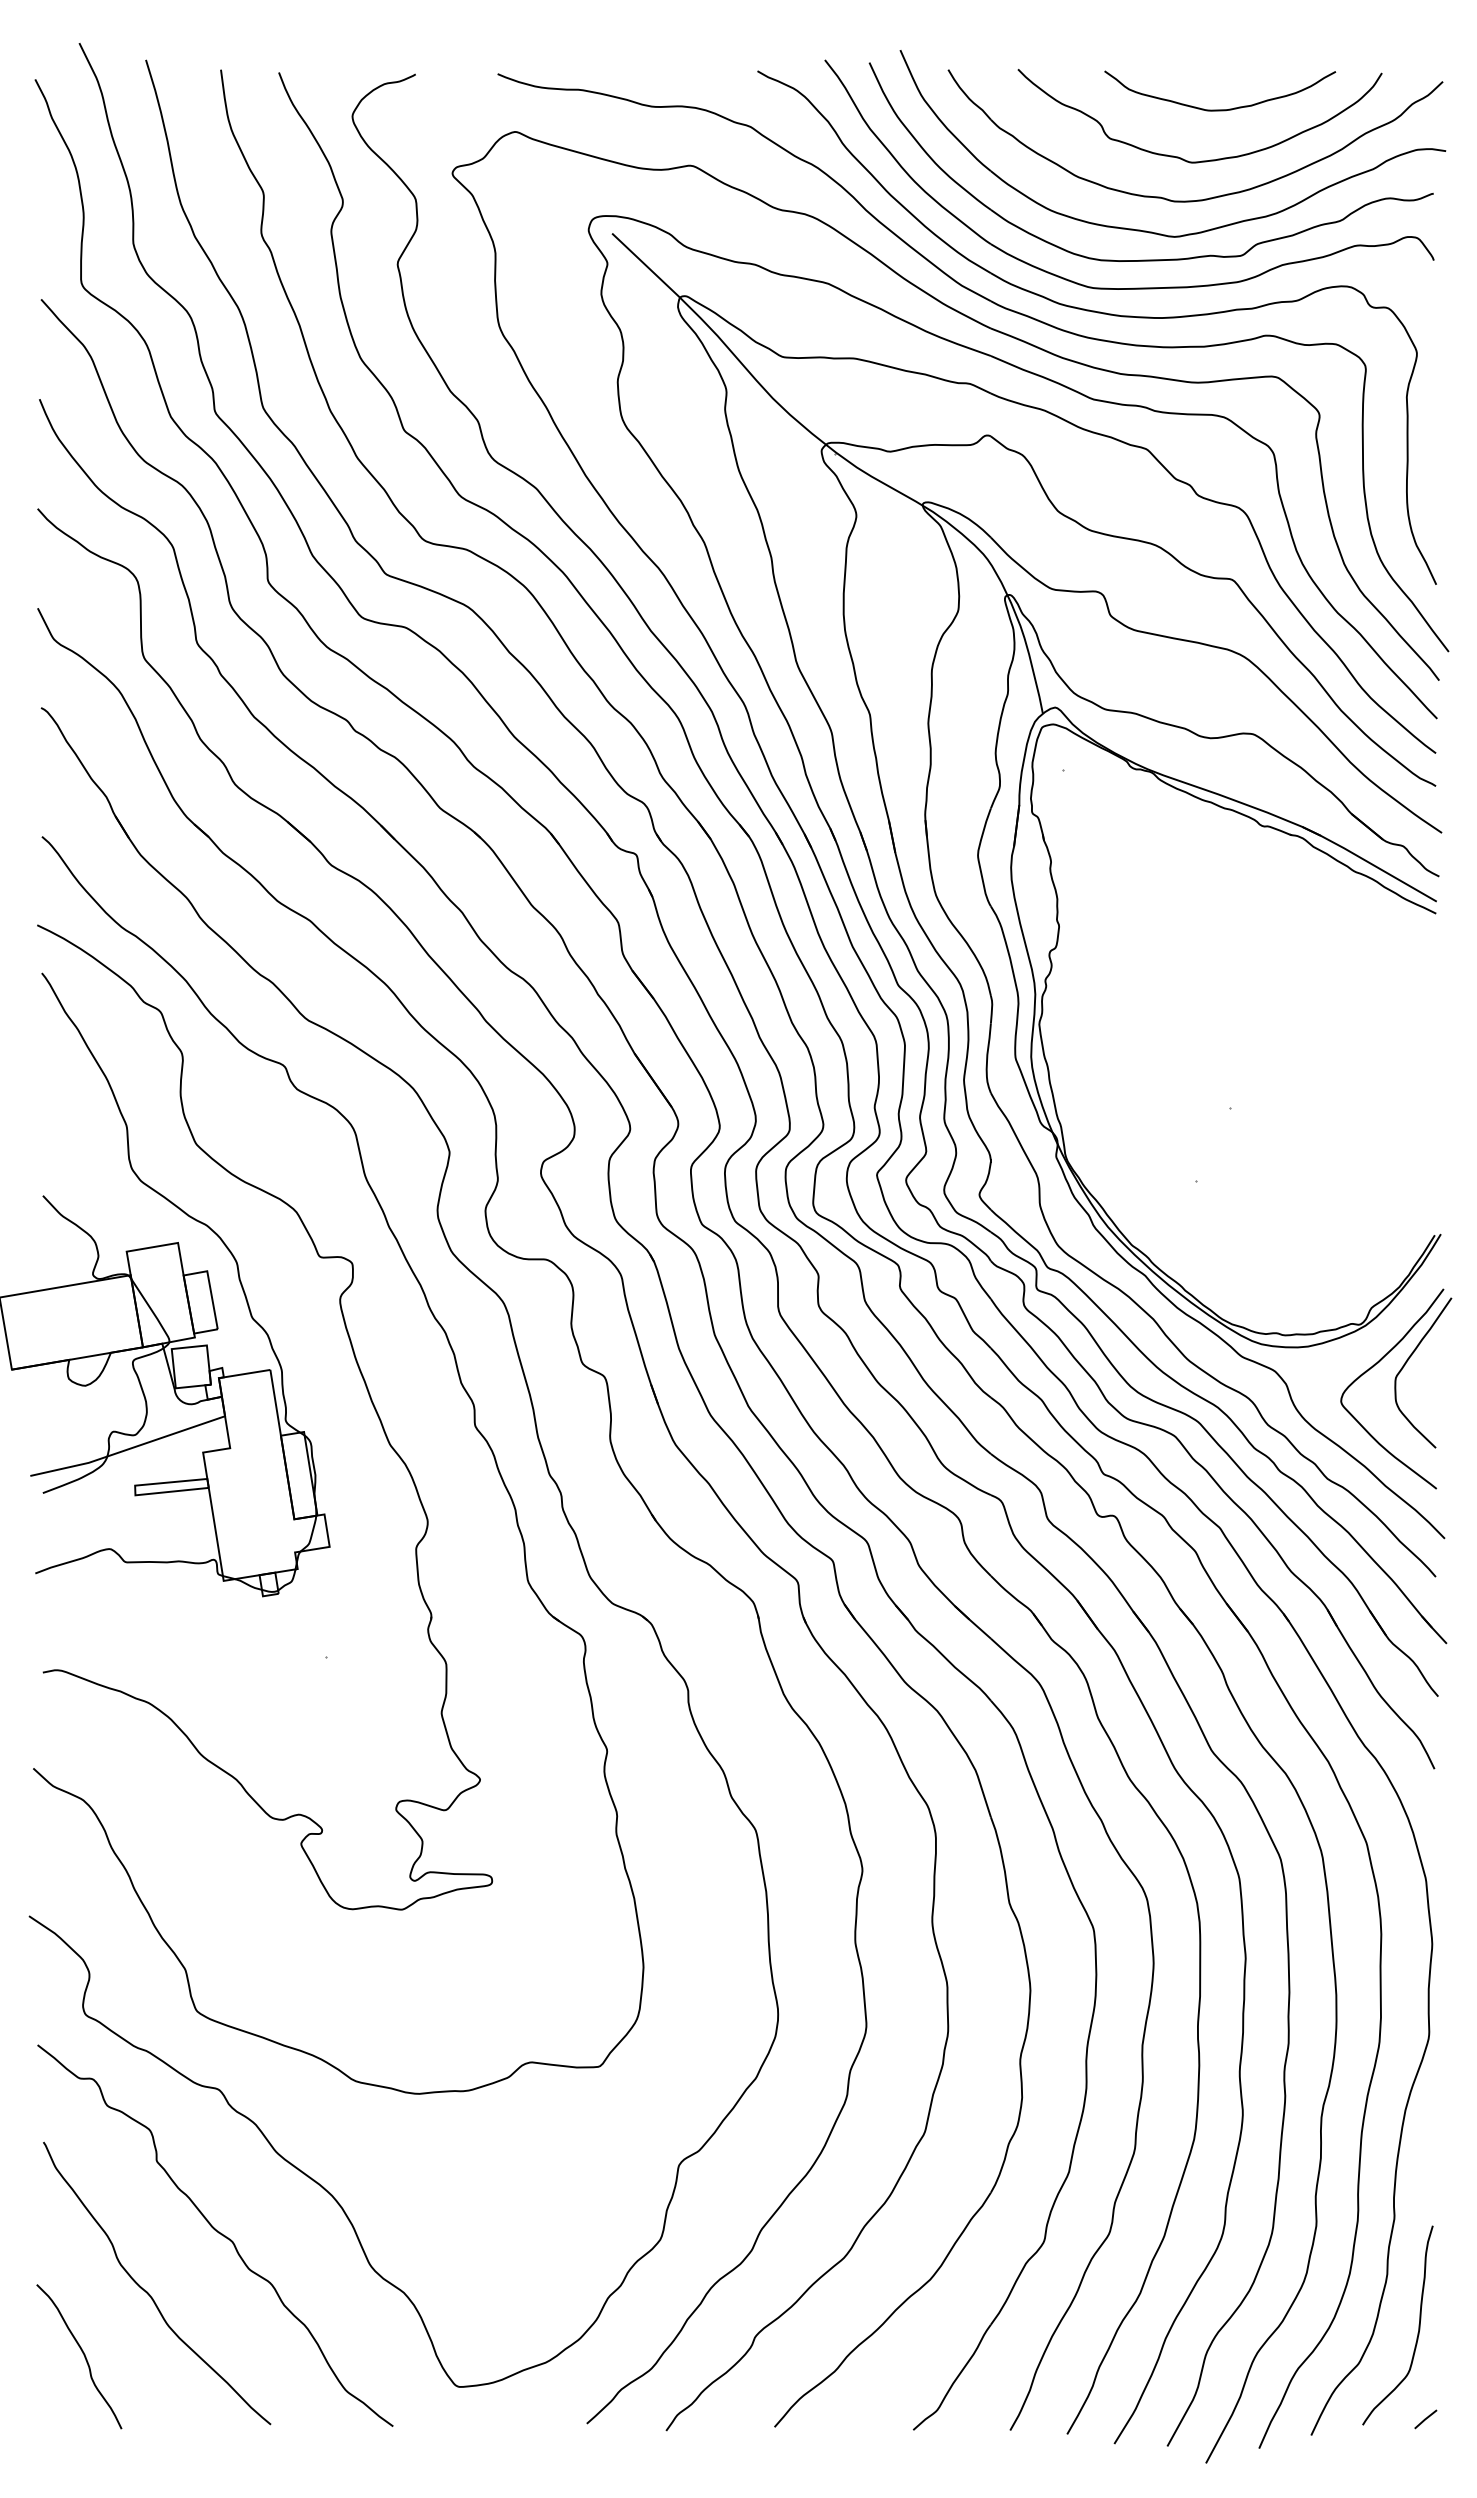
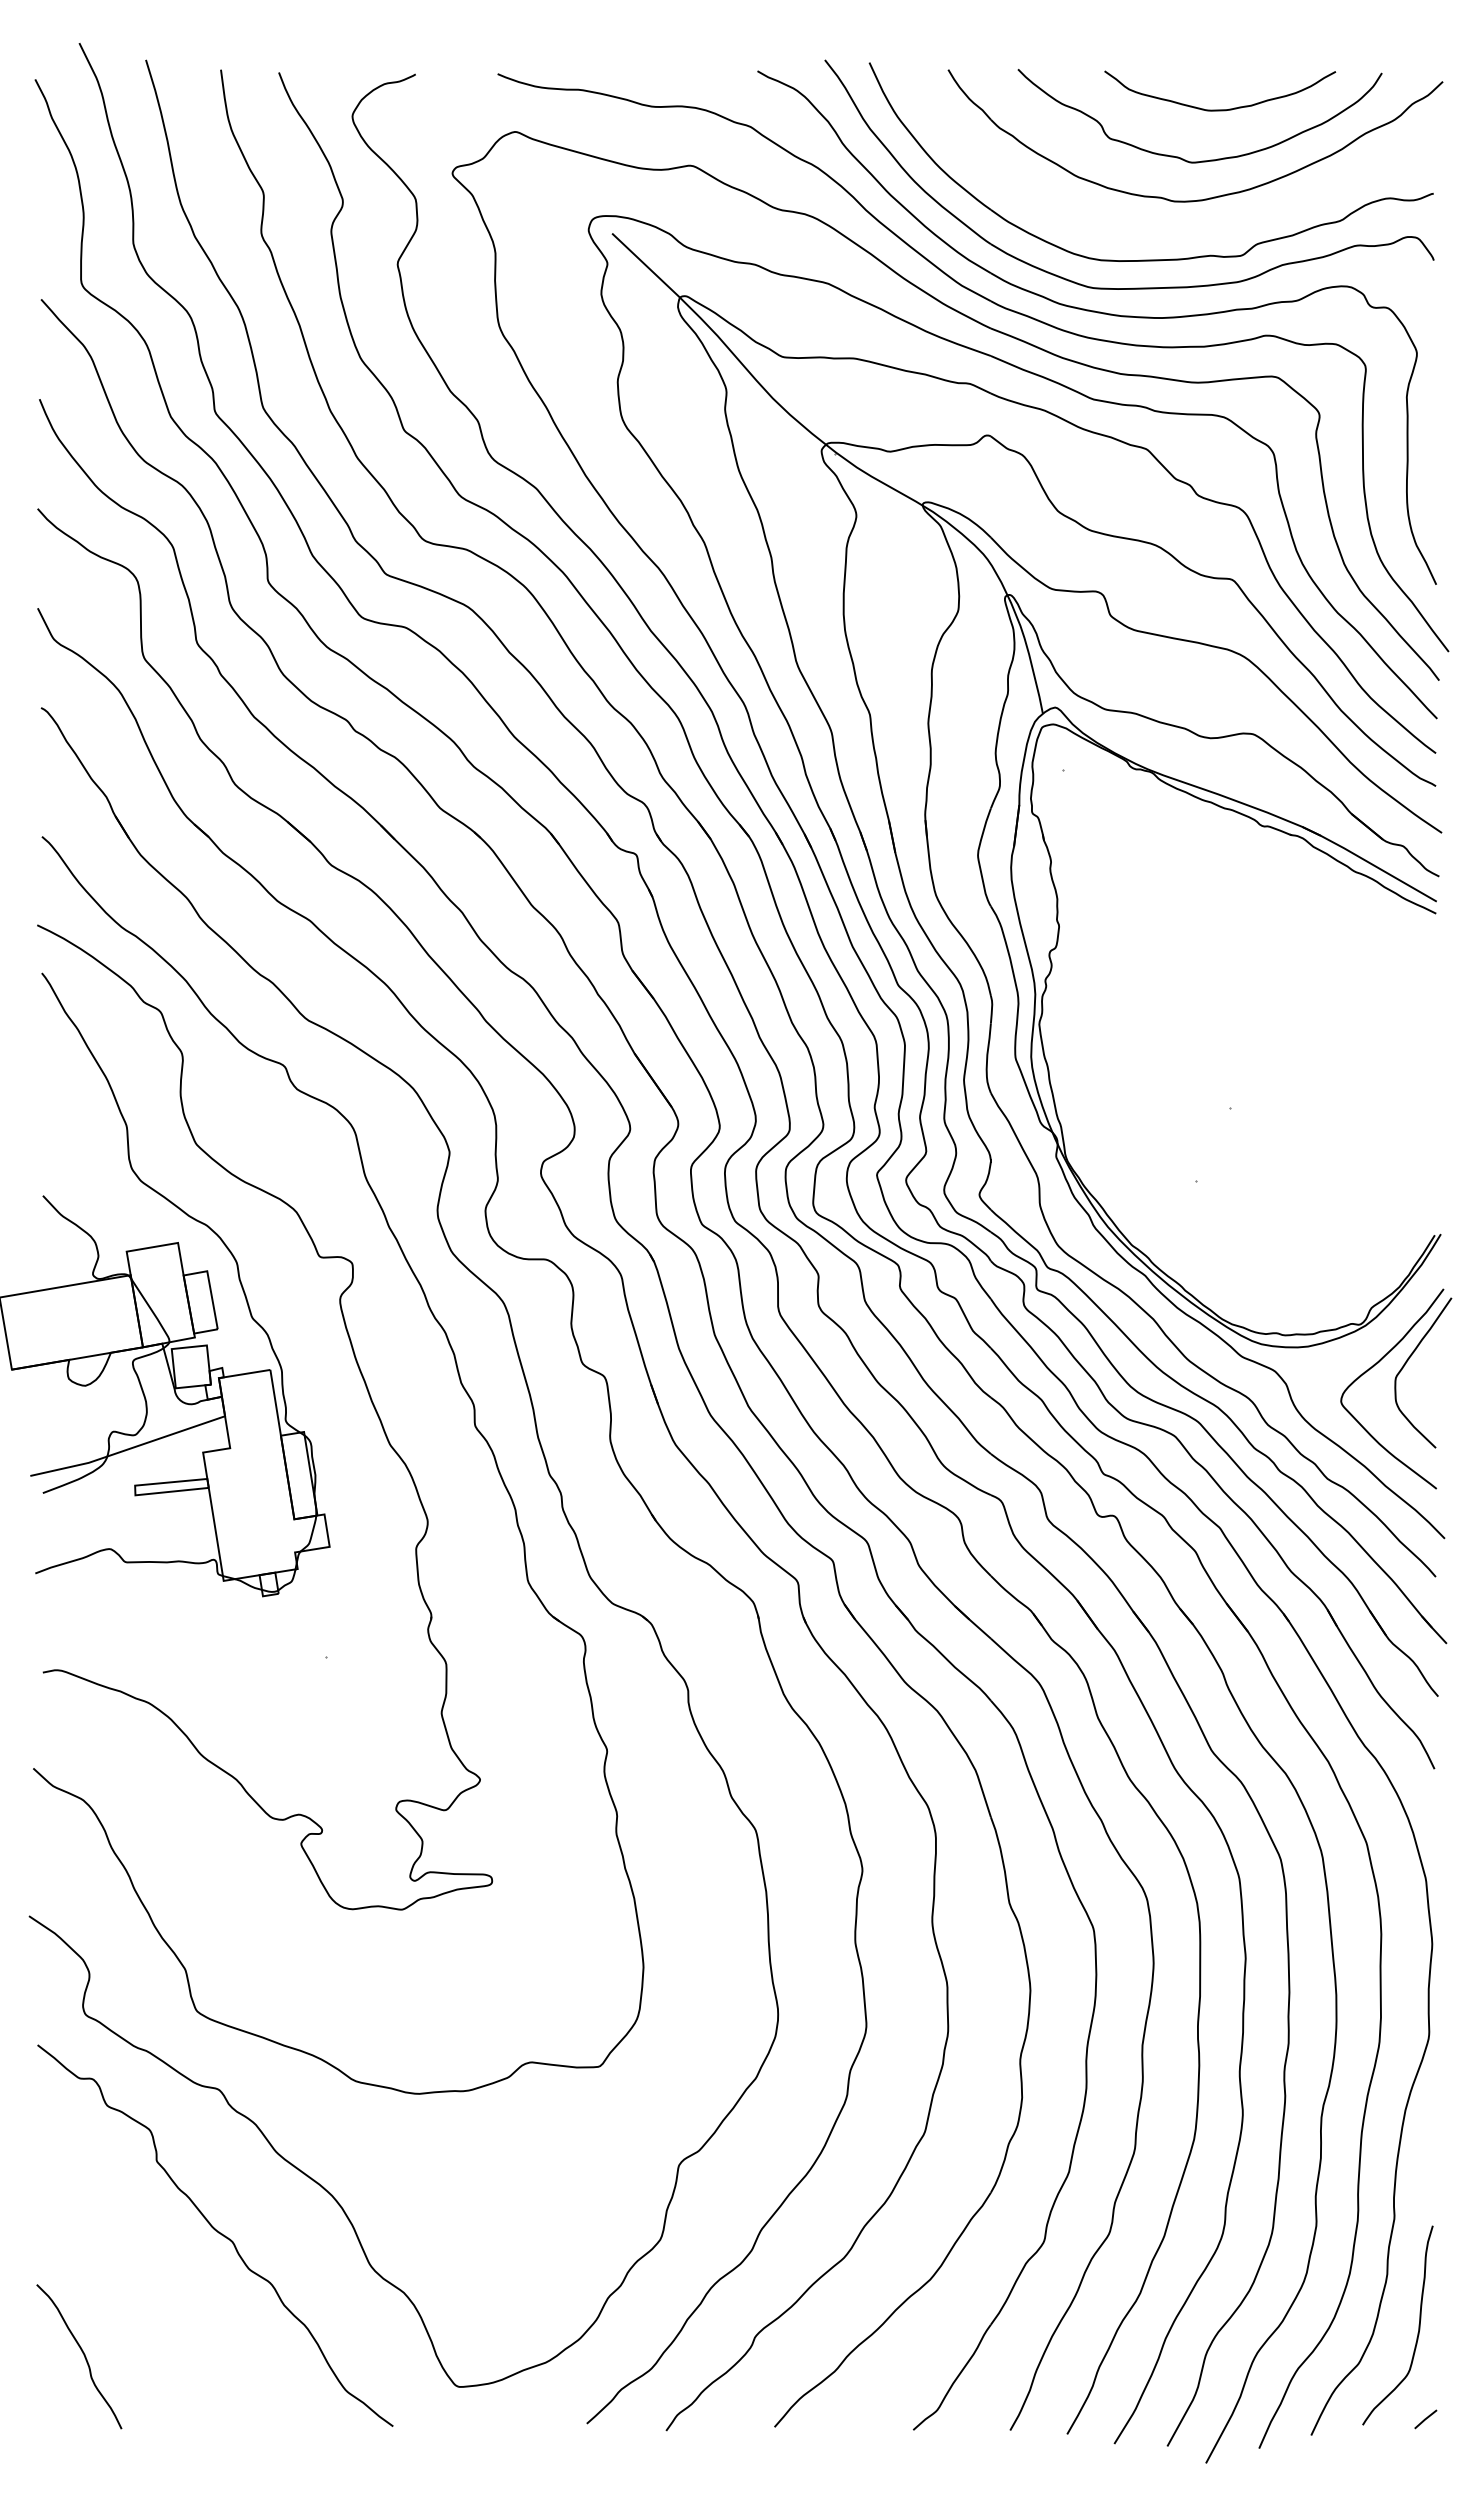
part: present -> none (1152, 231)
curve: present -> none (148, 2292)
